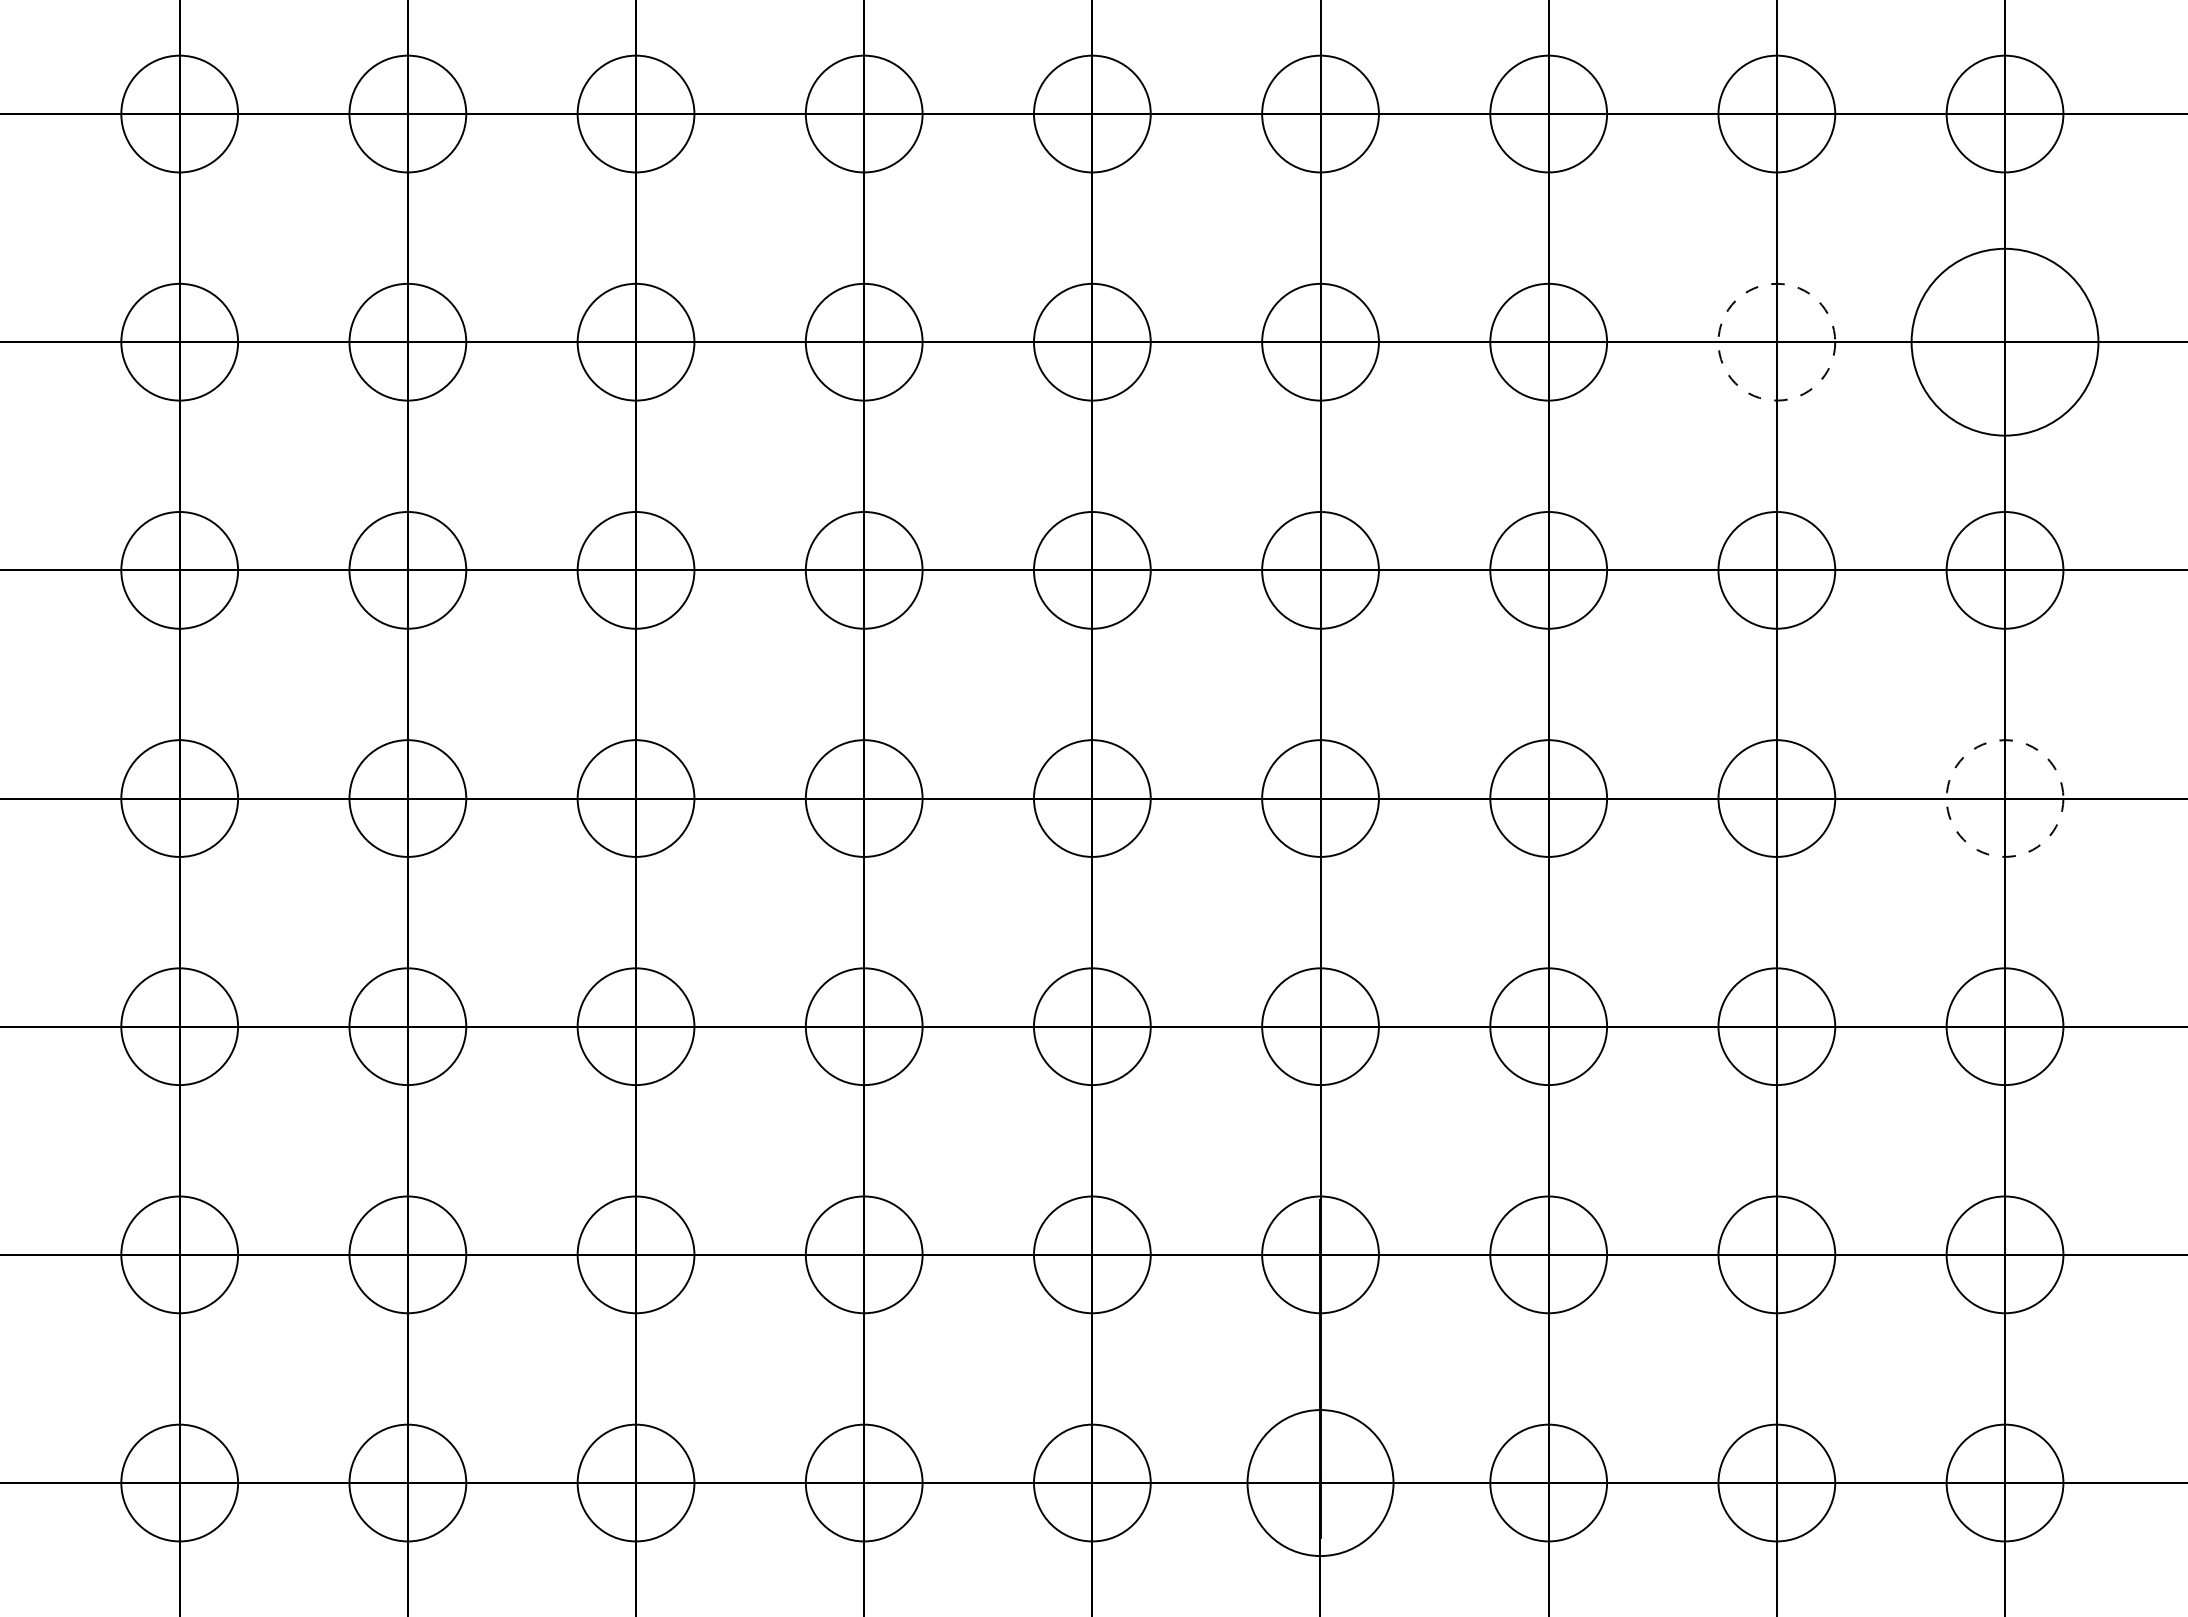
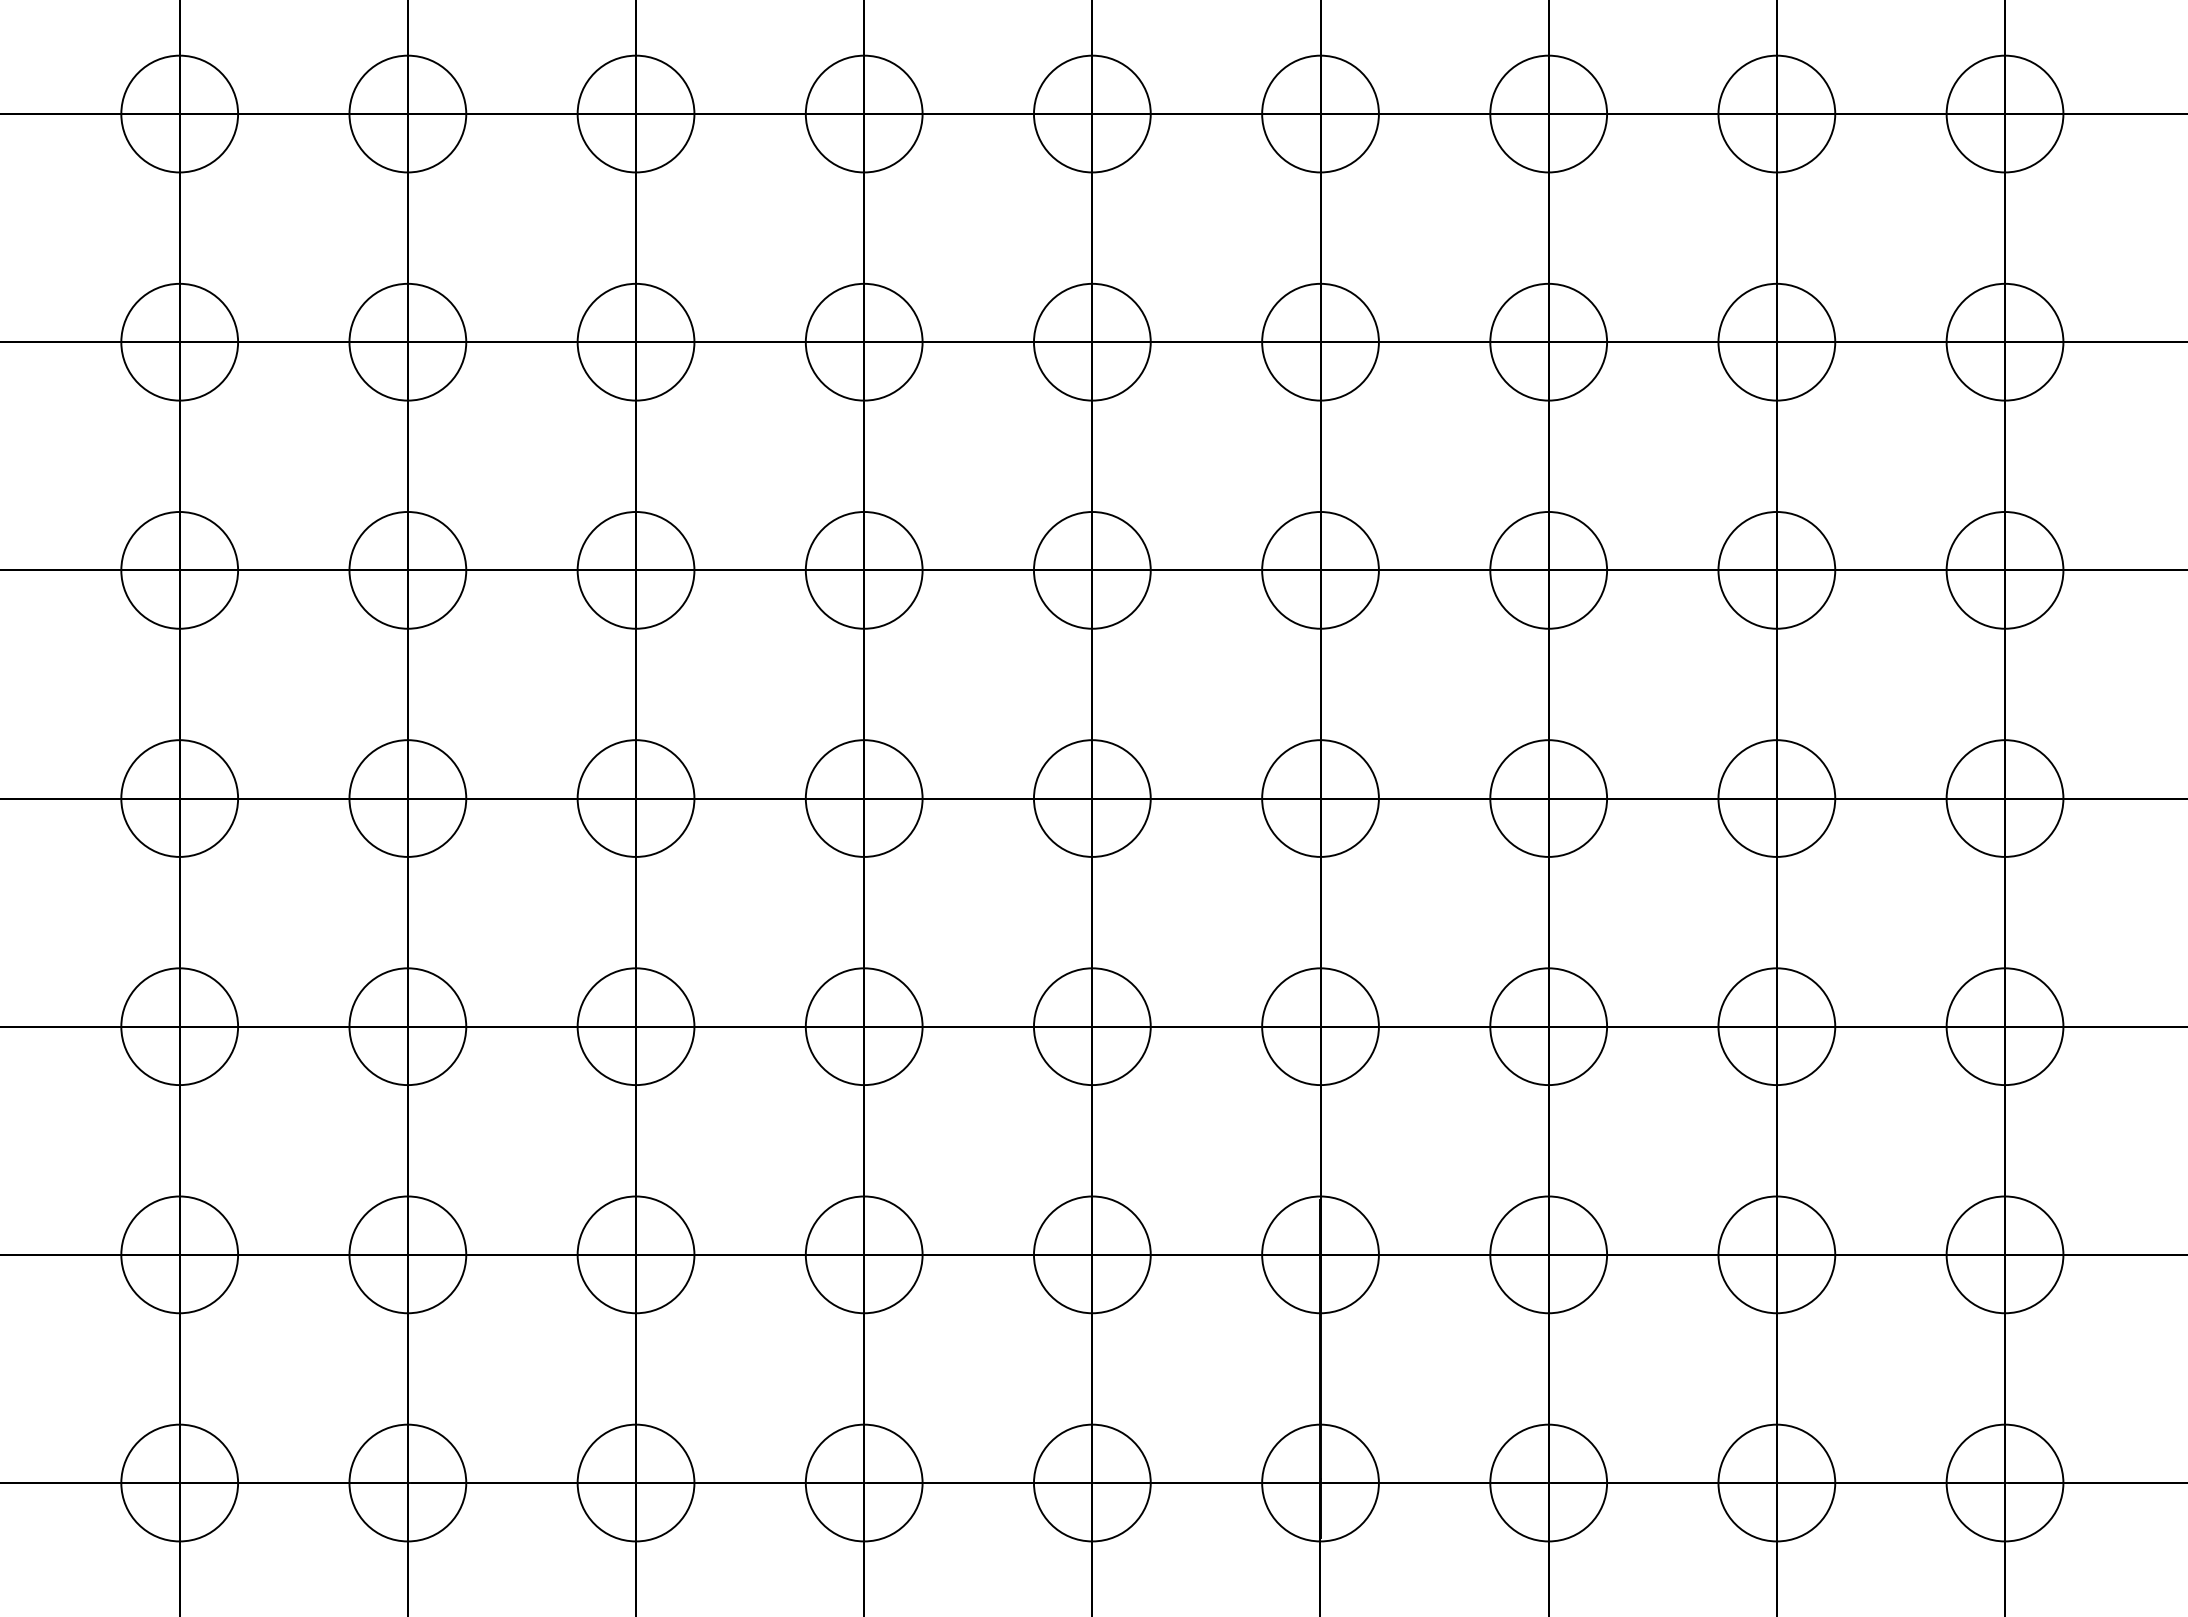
circle: dashed -> solid (1776, 341)
circle diameter: 187 px -> 117 px (2004, 341)
circle: dashed -> solid (2004, 798)
circle diameter: 146 px -> 117 px (1320, 1482)
